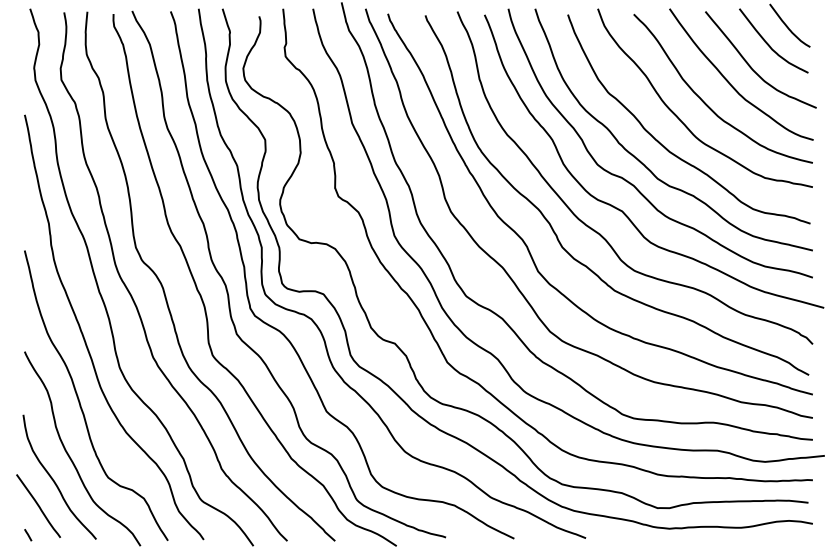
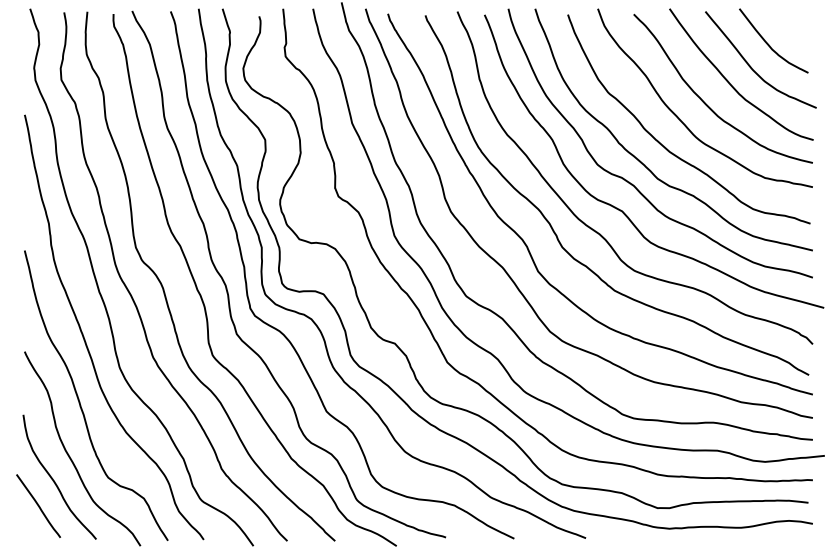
curve: present -> none (788, 26)
line: present -> none (28, 535)
